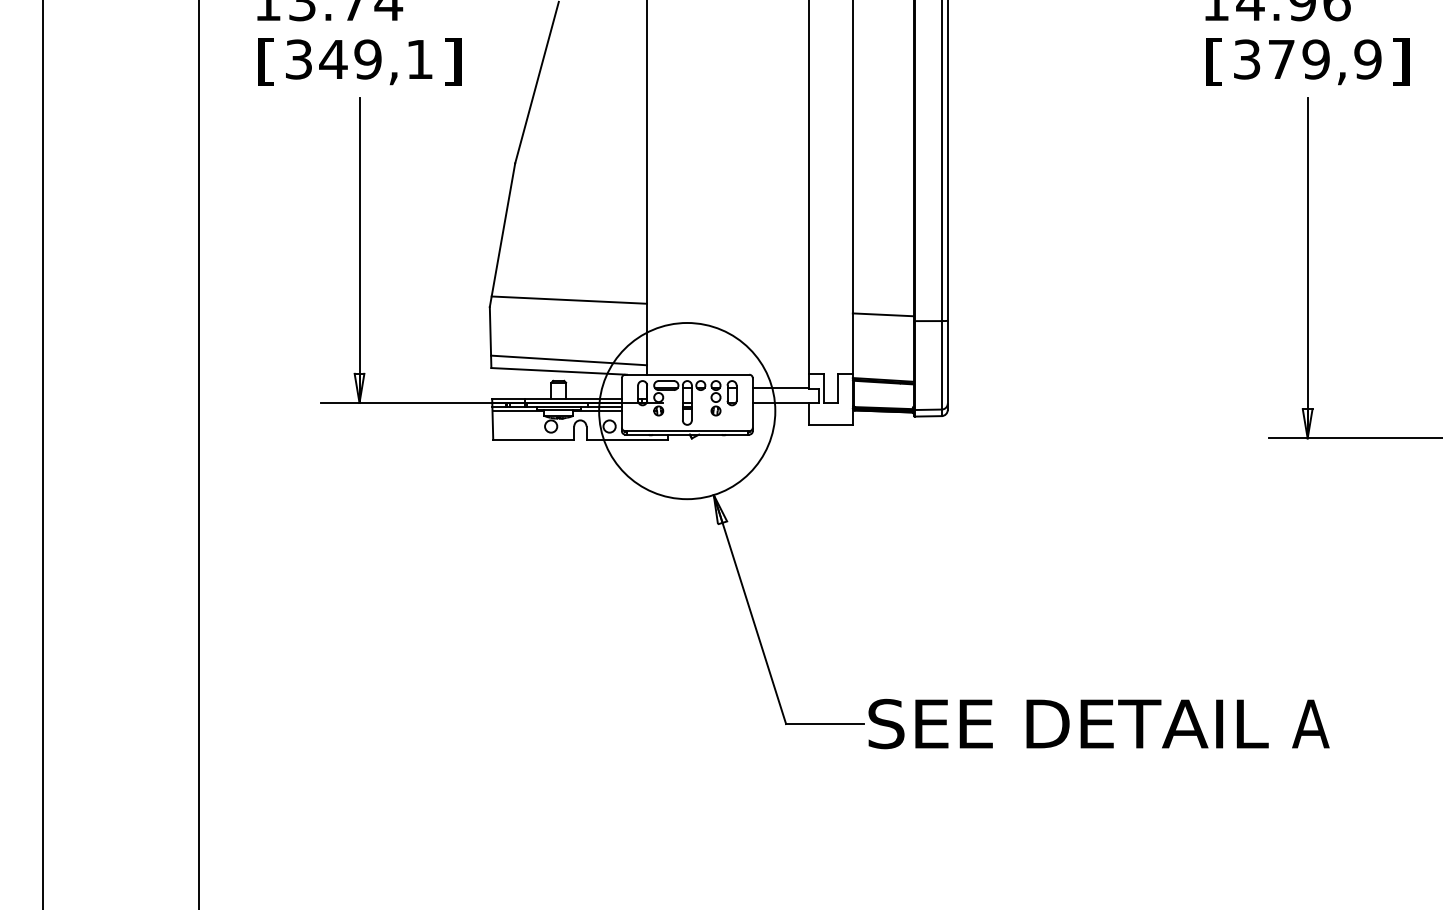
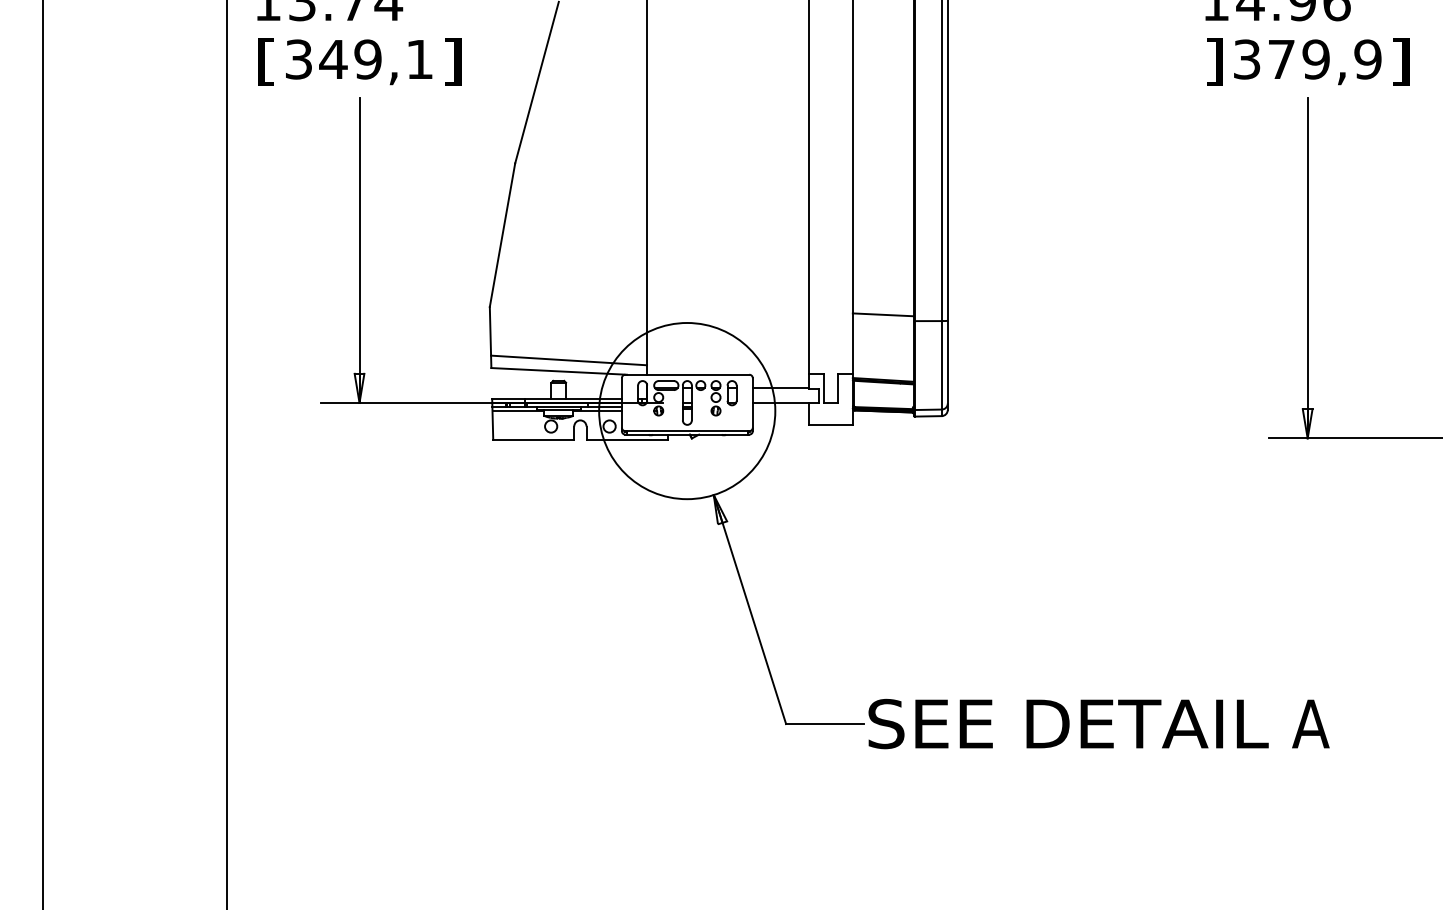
text: [ -> ] (1214, 61)
line: present -> none (569, 299)
line position: (198, 454) -> (226, 454) (226, 454)
